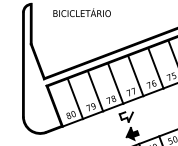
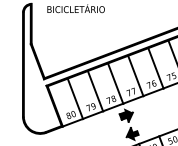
text position: (81, 12) -> (75, 8) (75, 8)
fill: none -> present (125, 114)
